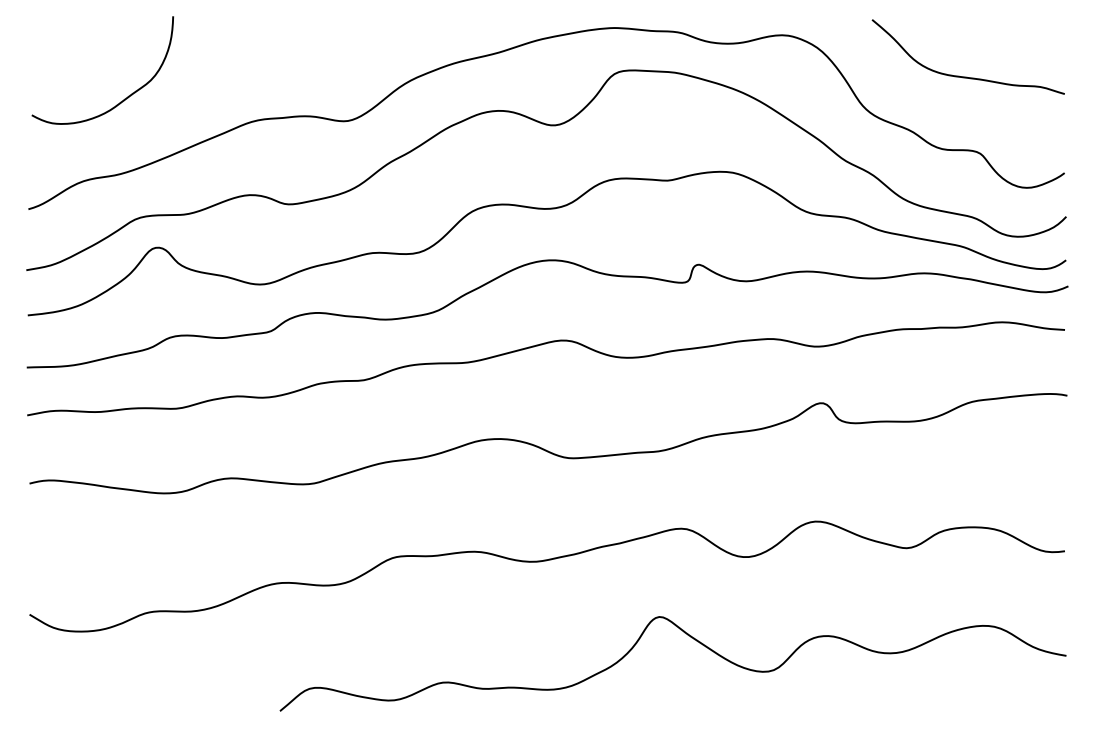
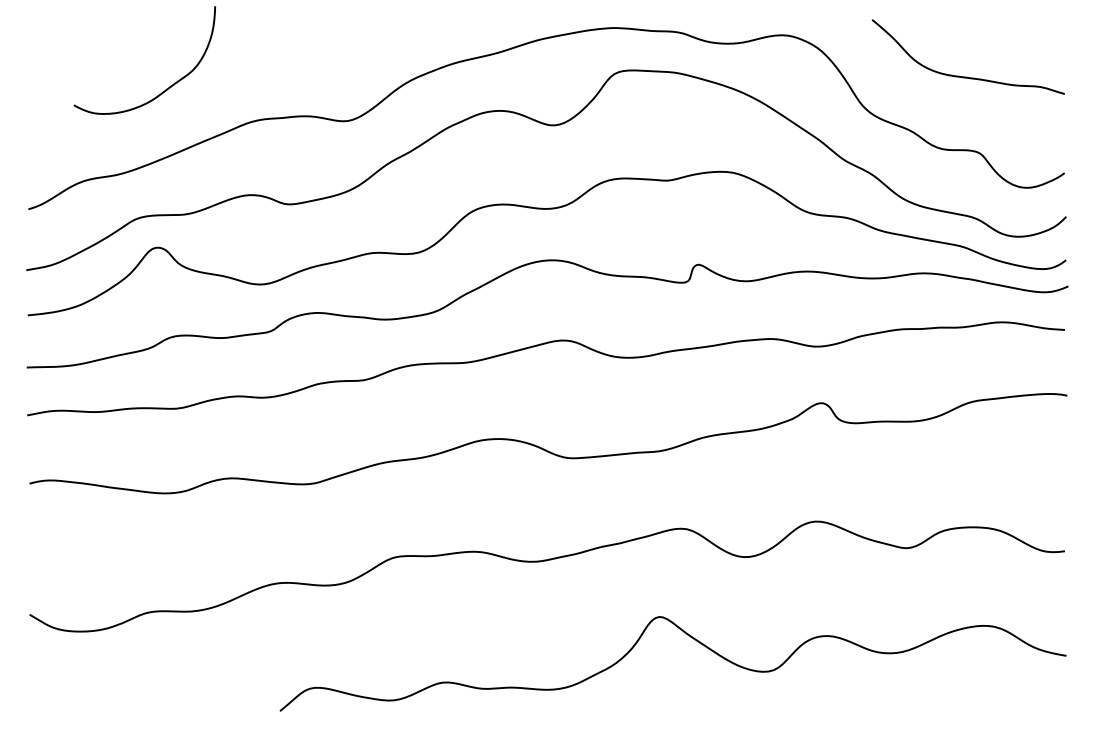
curve position: (124, 98) -> (166, 88) (166, 88)
